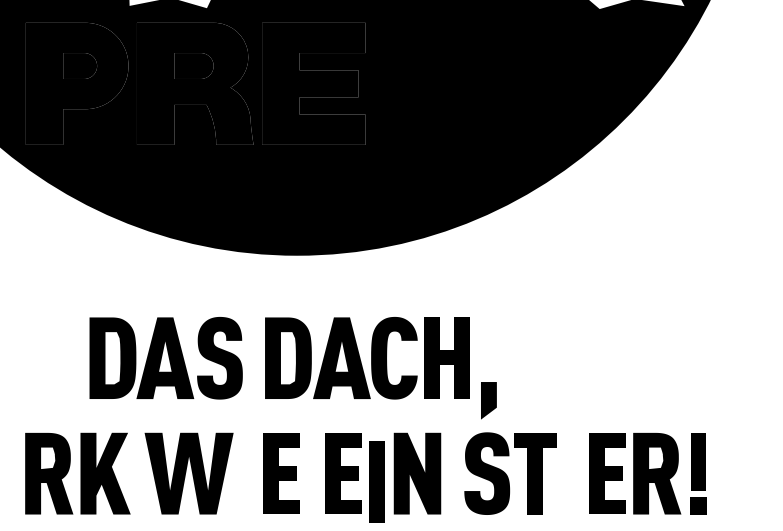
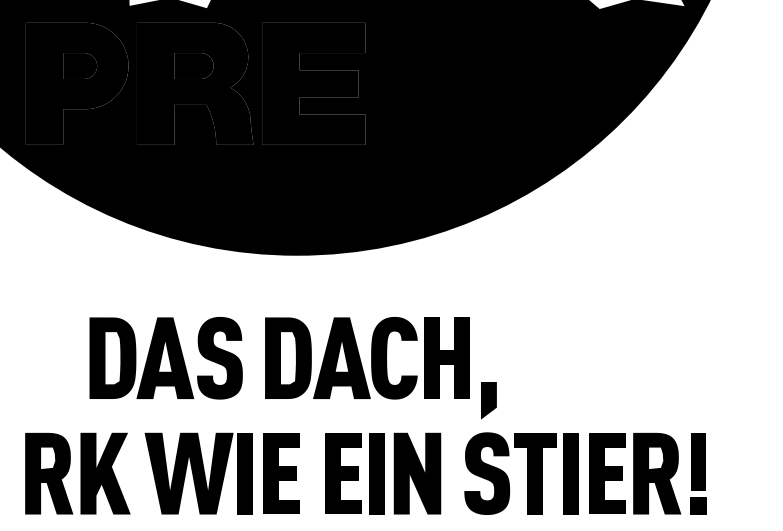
fill: none -> present (245, 473)
fill: none -> present (571, 473)
part position: (376, 481) -> (376, 473) (376, 473)
